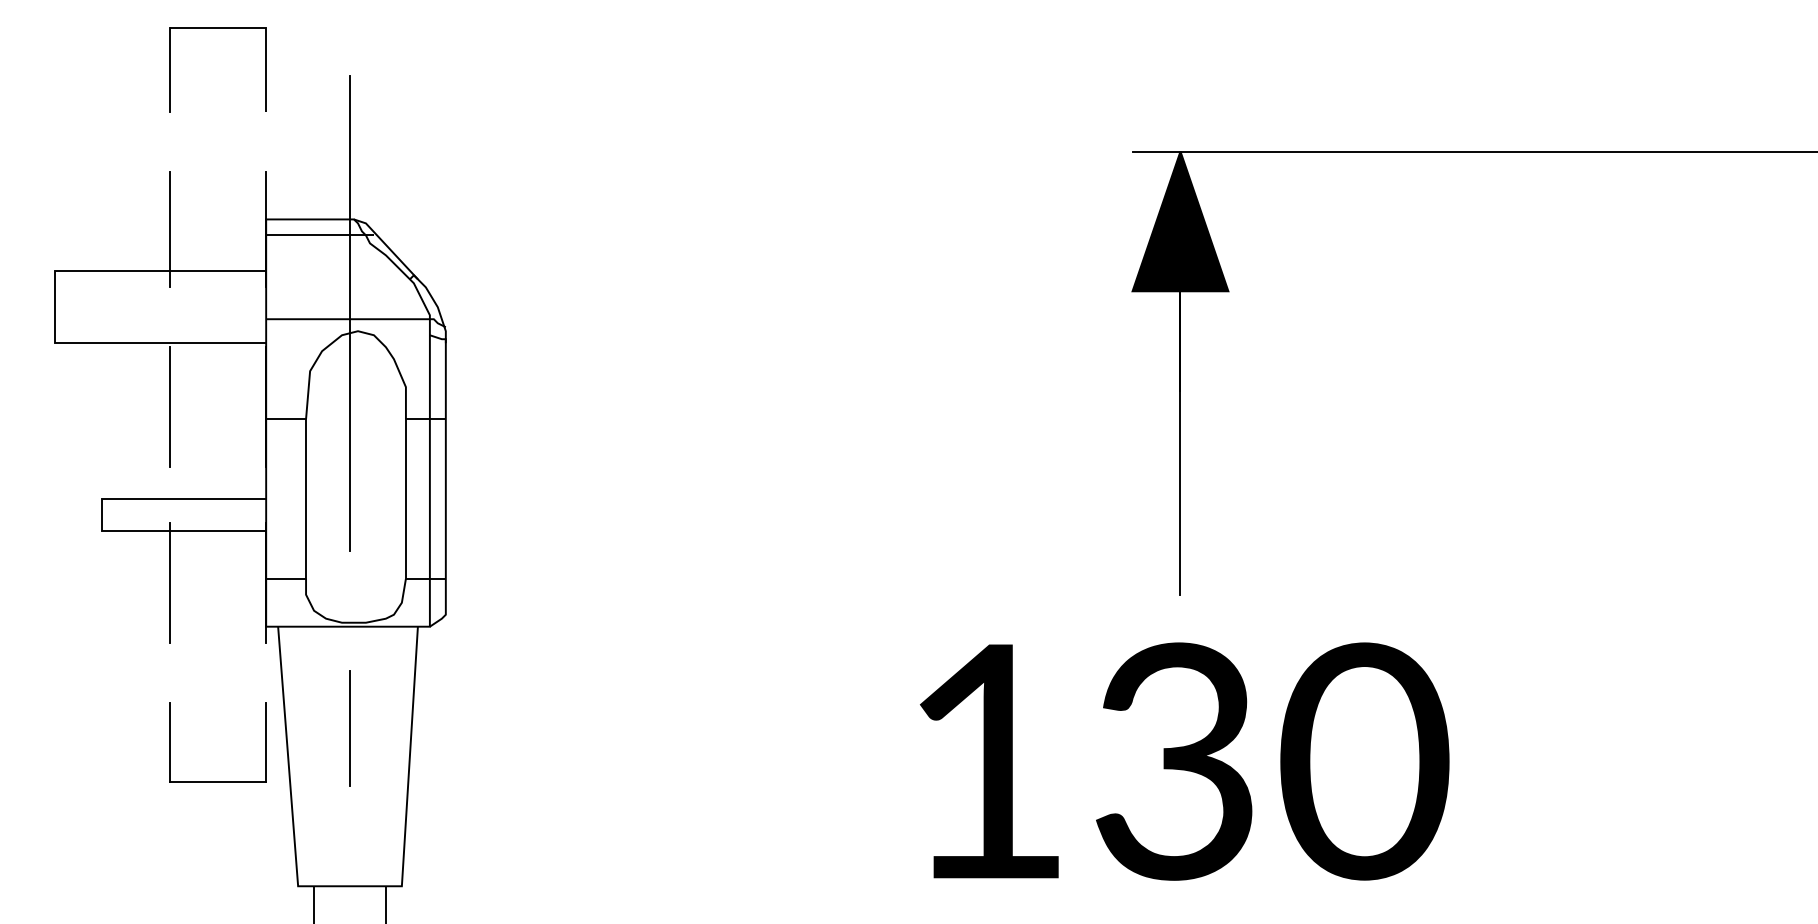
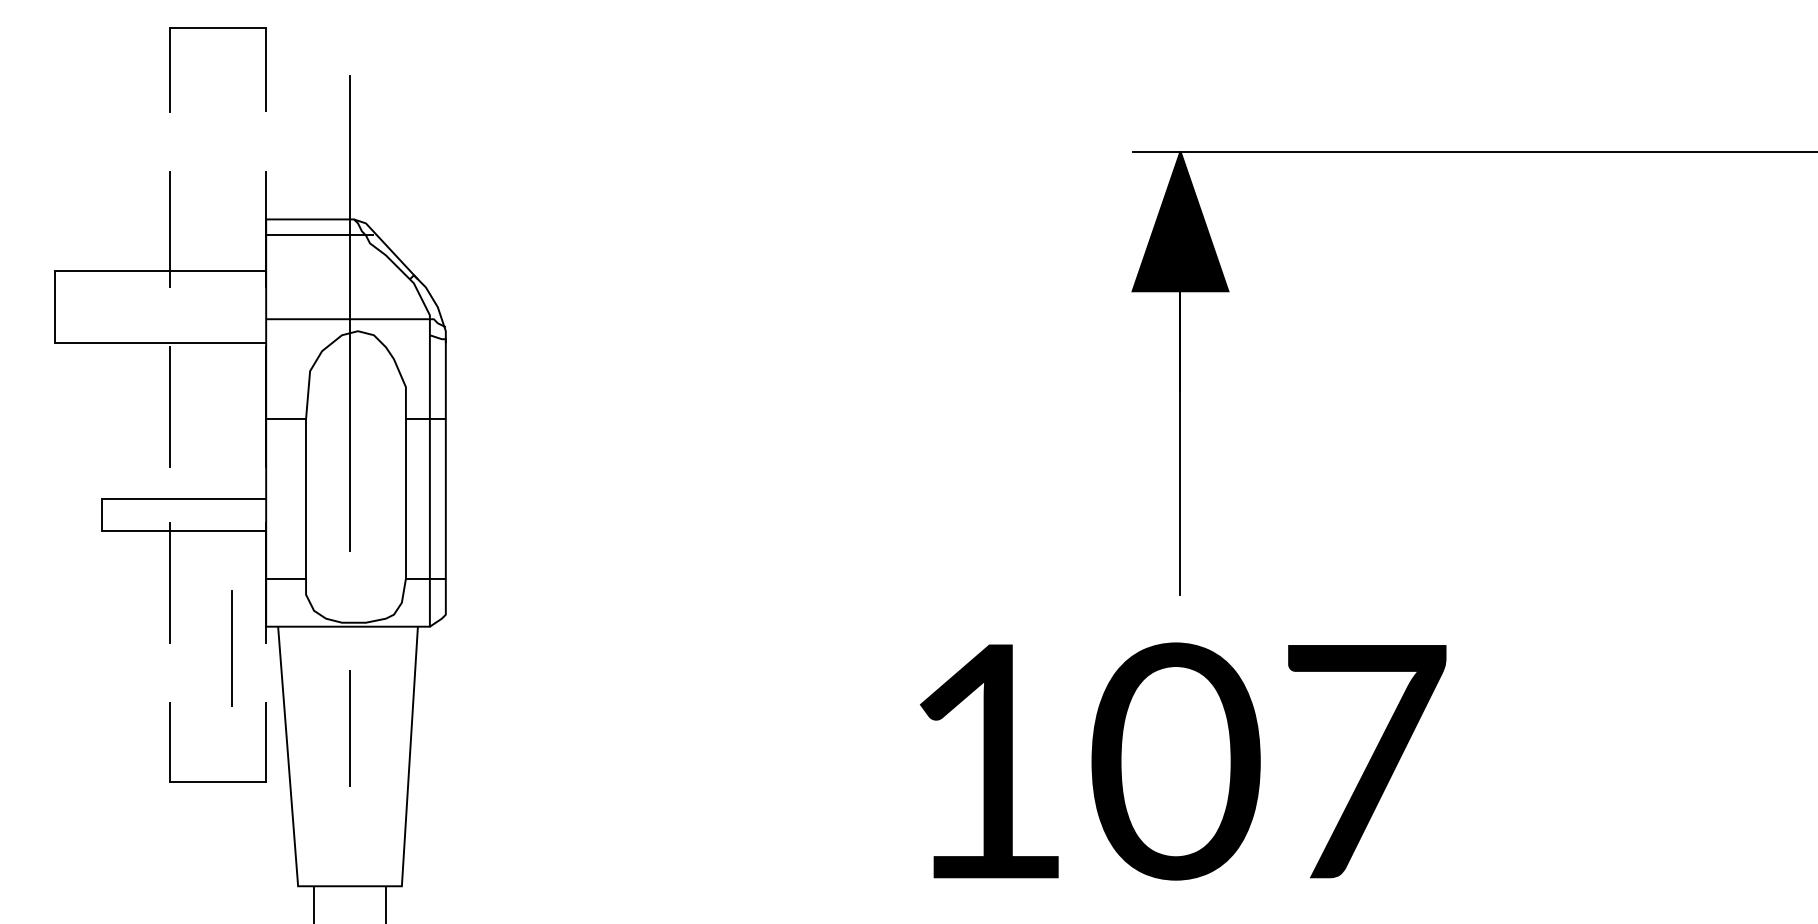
line: none -> present (231, 648)
text: 130 -> 107 (1270, 761)
